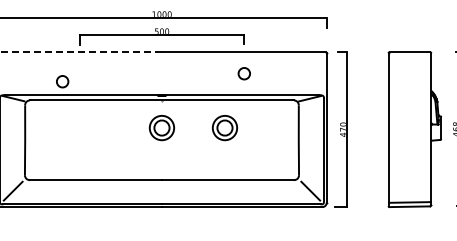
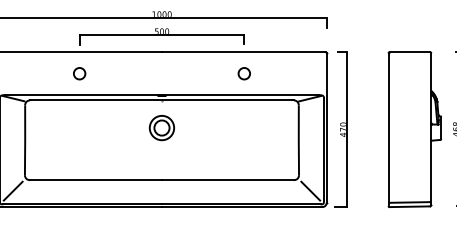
line: dashed -> solid (81, 52)
circle position: (62, 81) -> (79, 73) (79, 73)
part: present -> none (224, 128)
